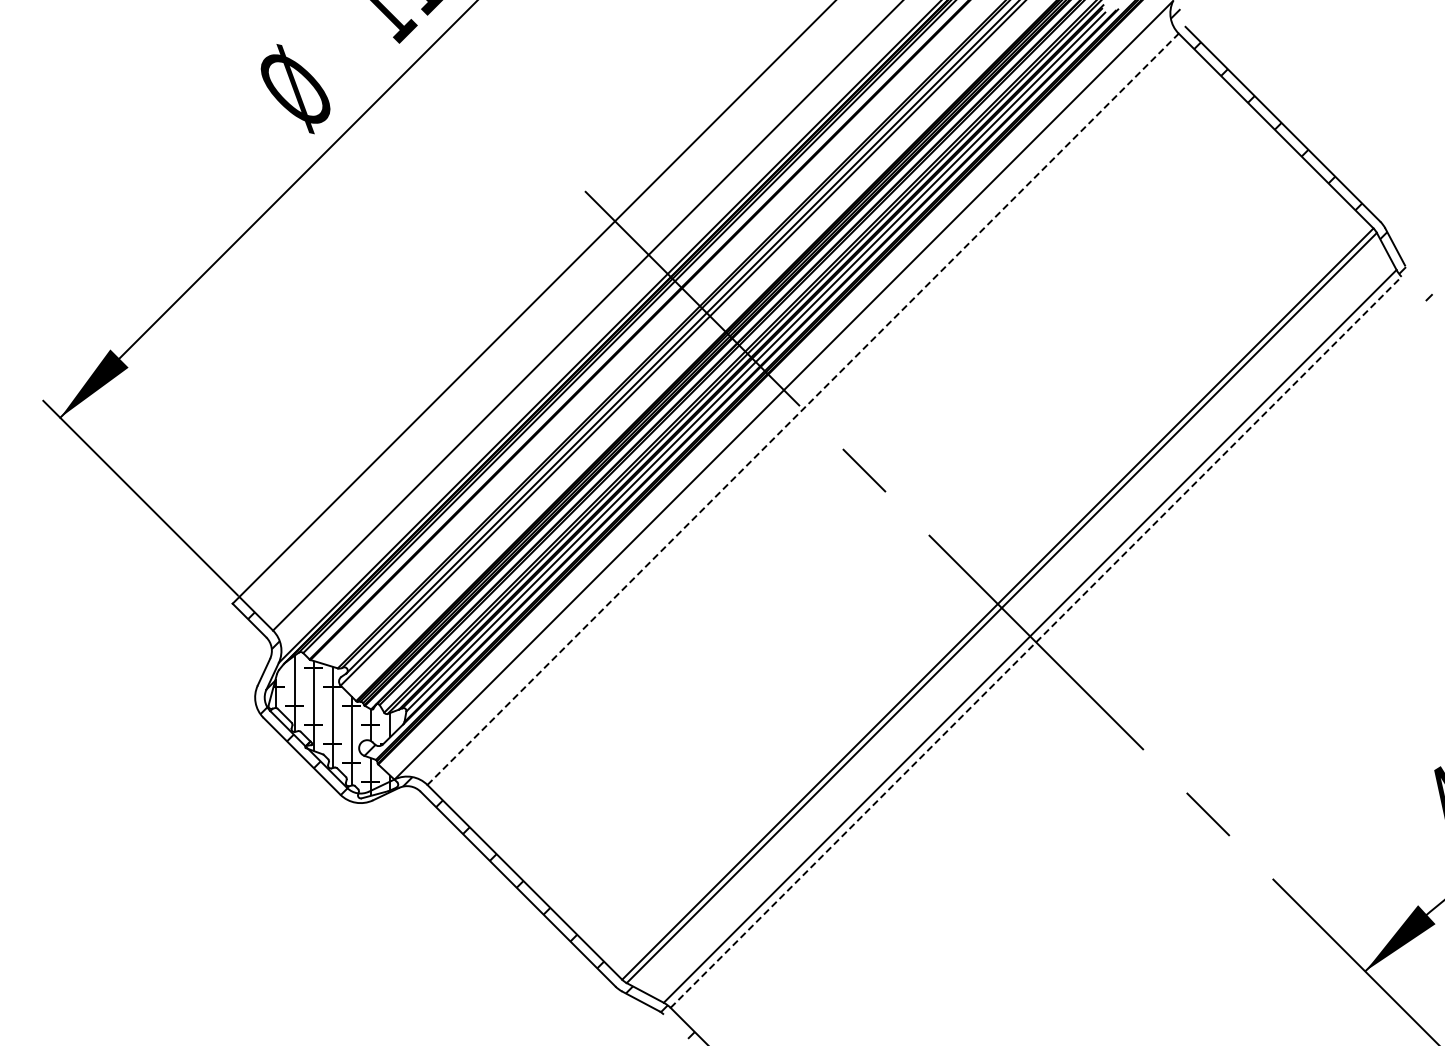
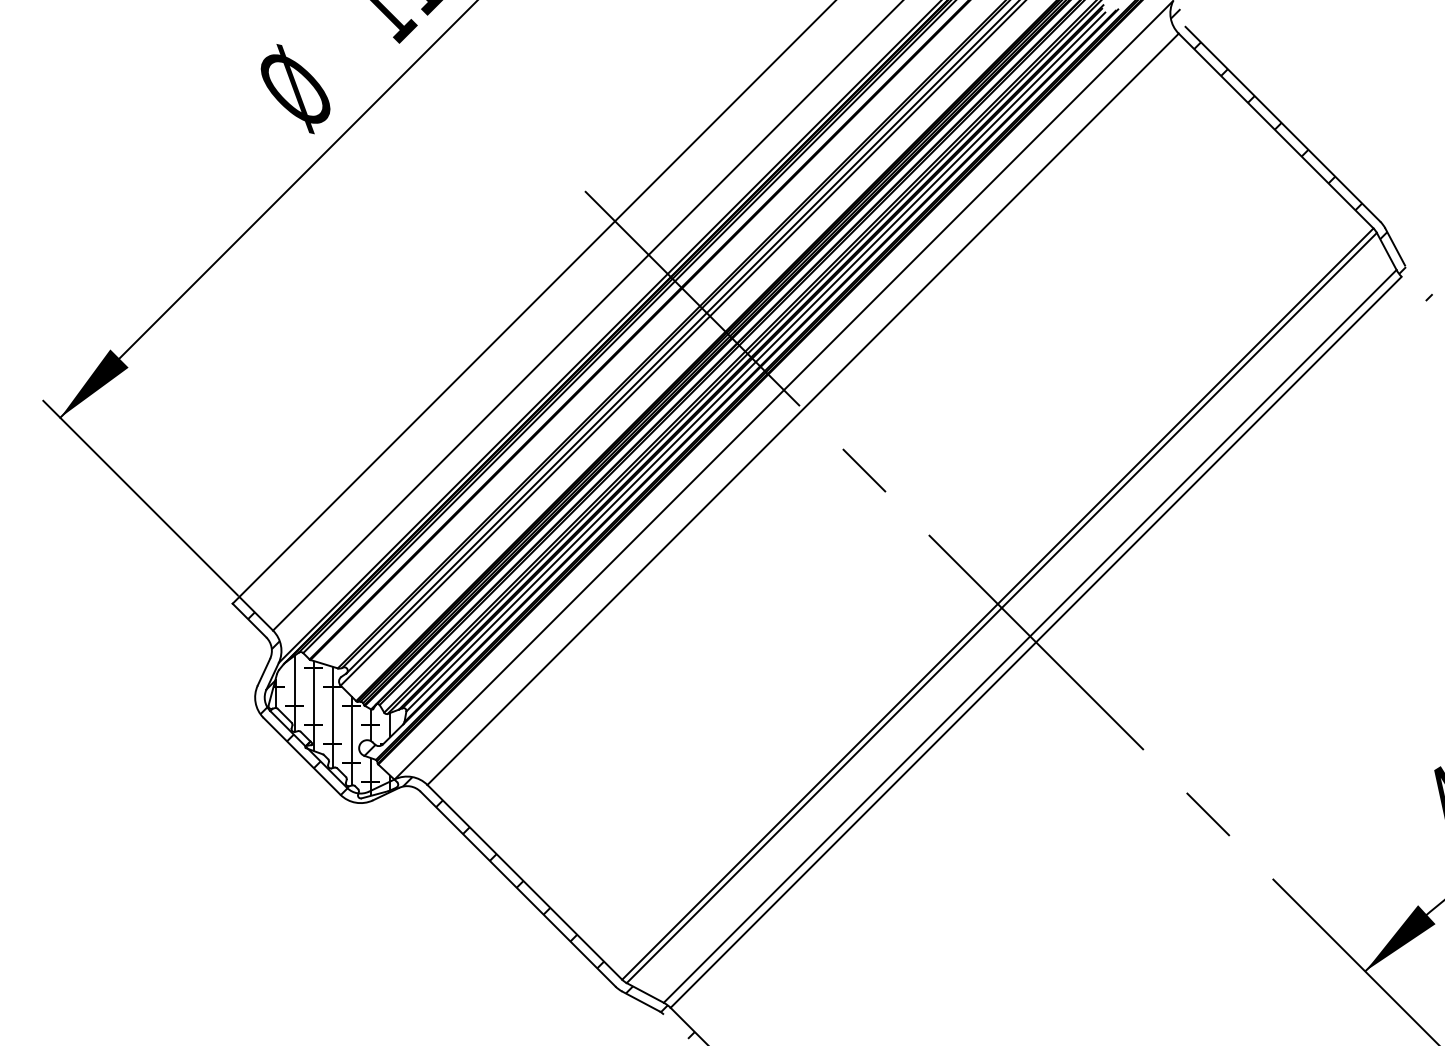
line: dashed -> solid (803, 408)
line: dashed -> solid (1036, 642)
